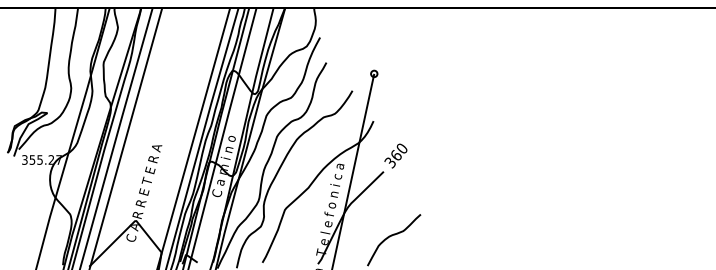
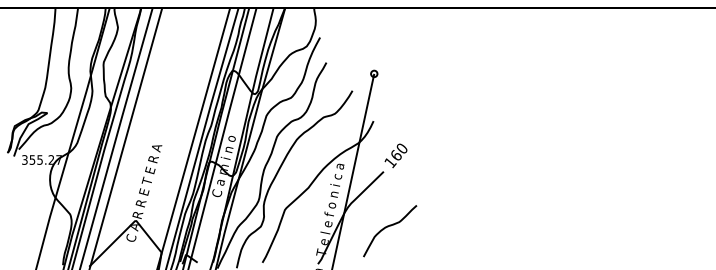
text: 360 -> 160 (390, 162)
curve position: (392, 236) -> (388, 227) (388, 227)
